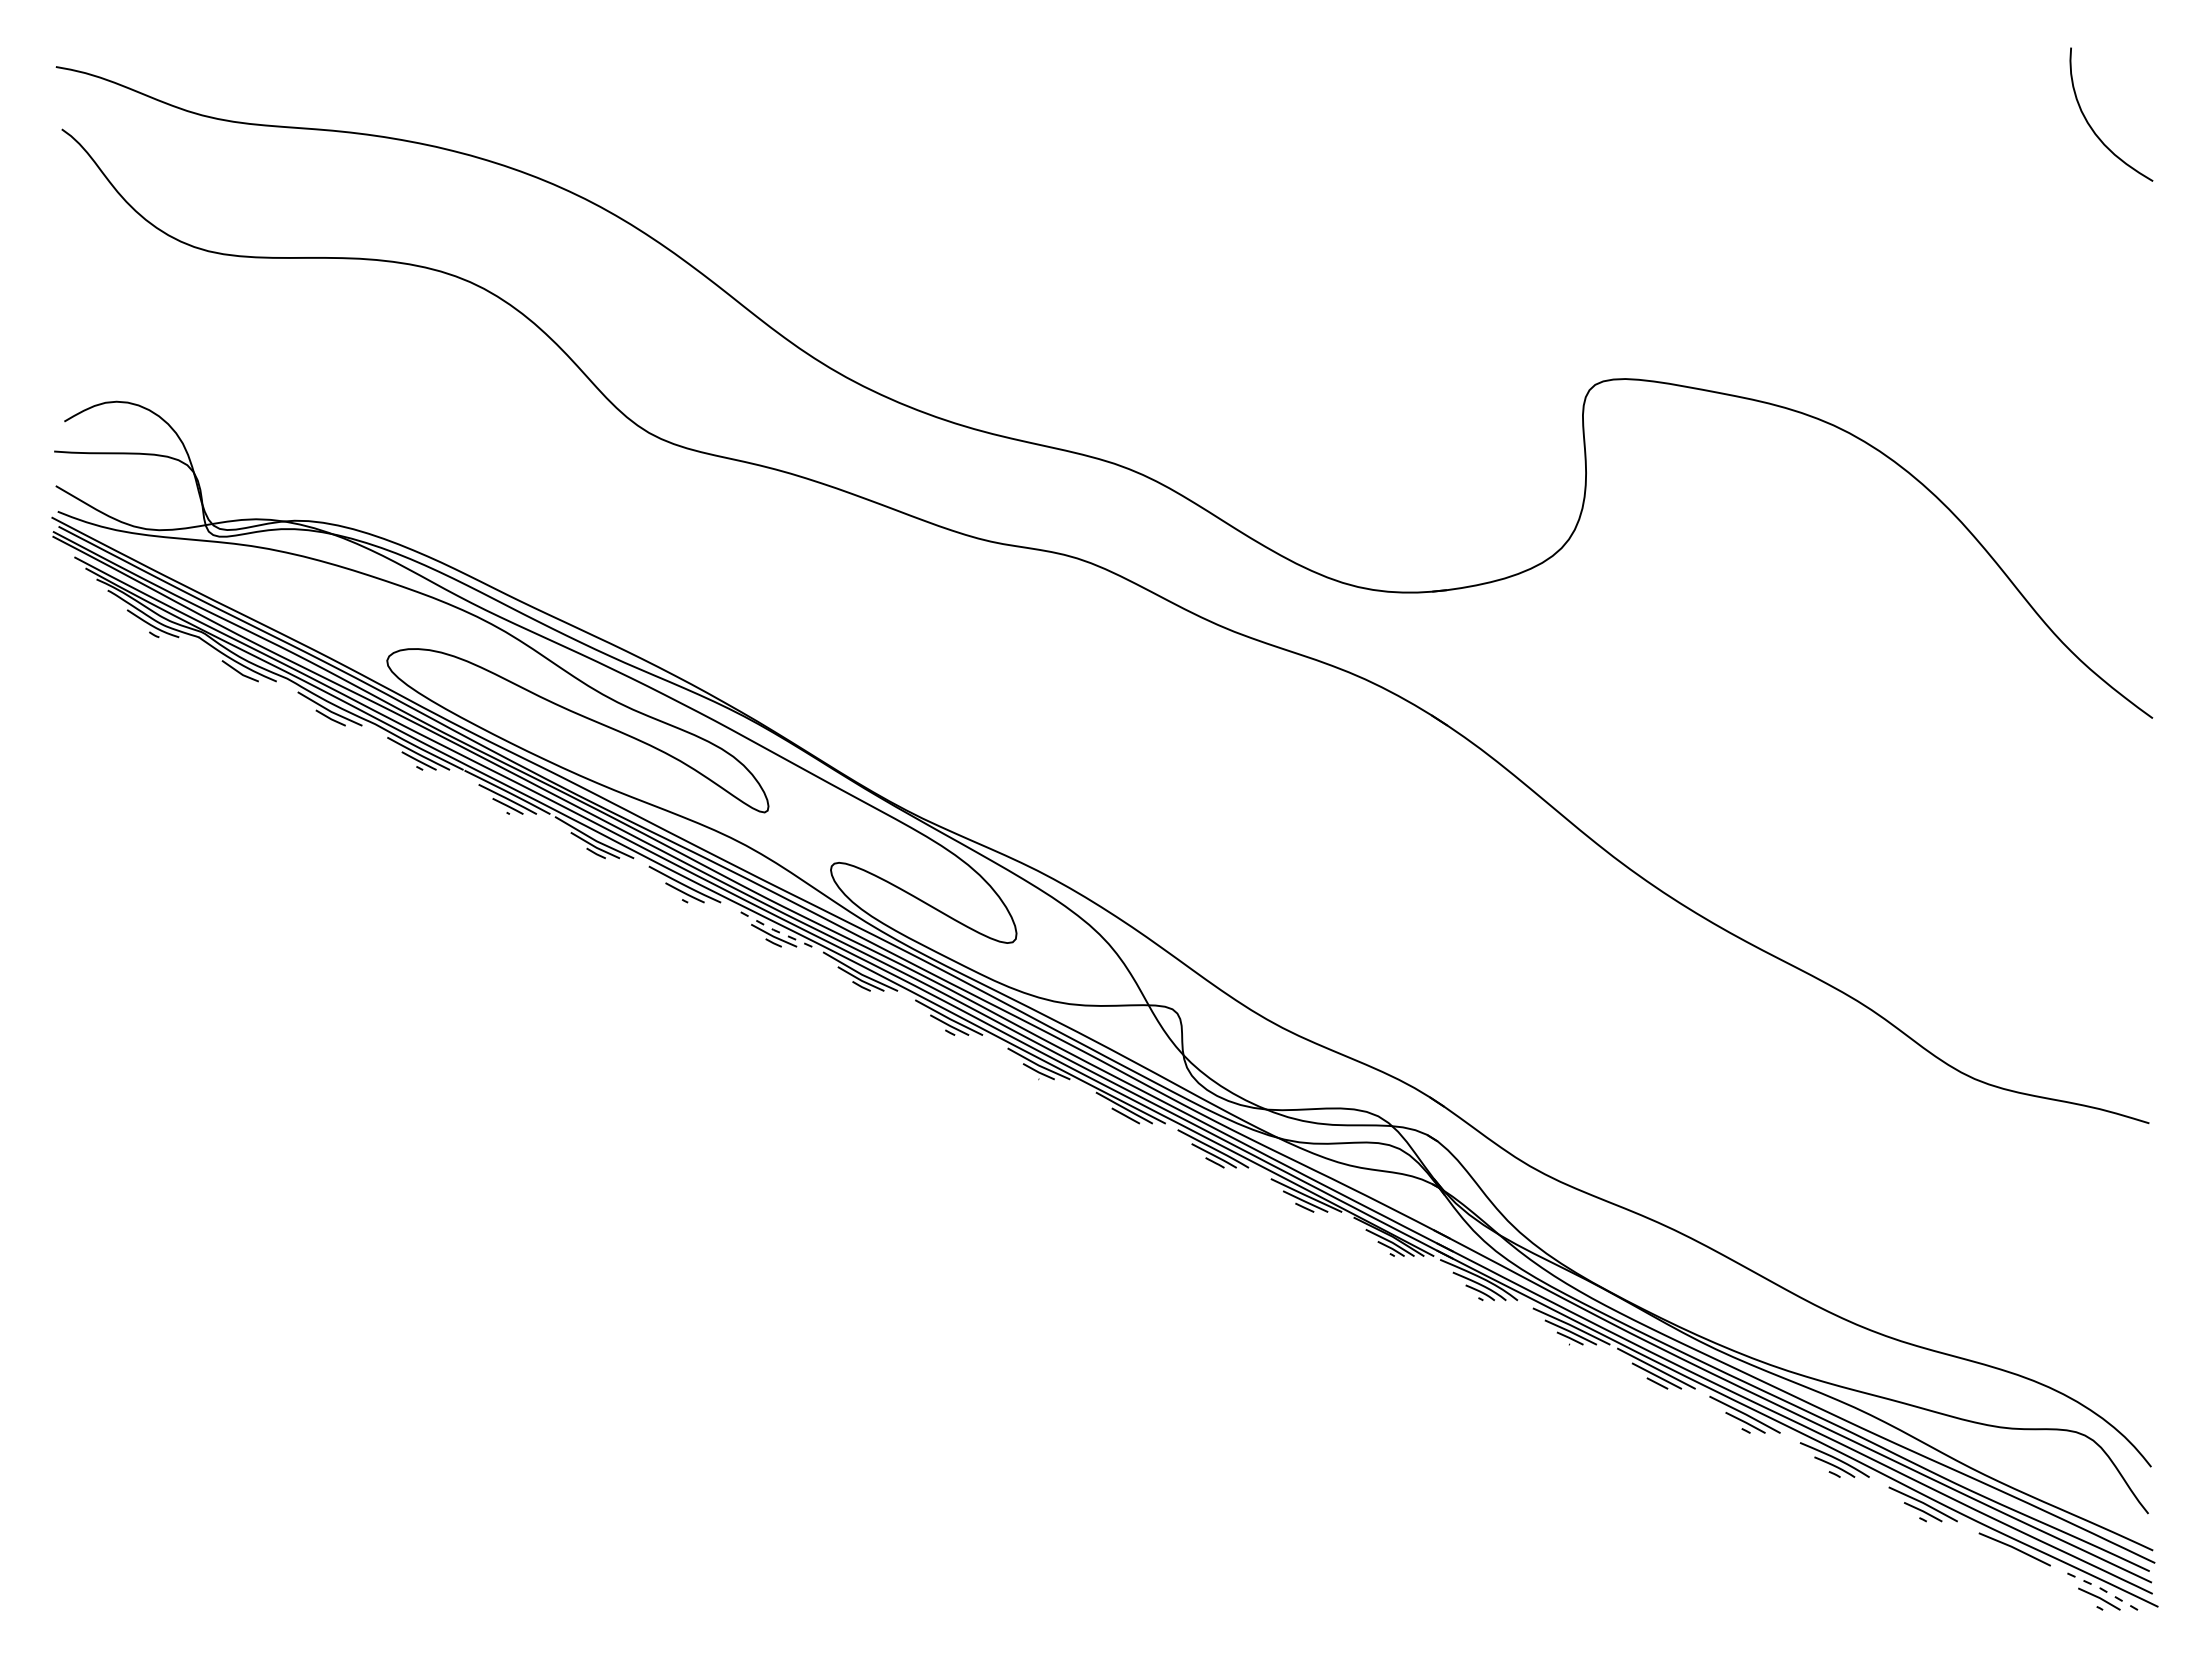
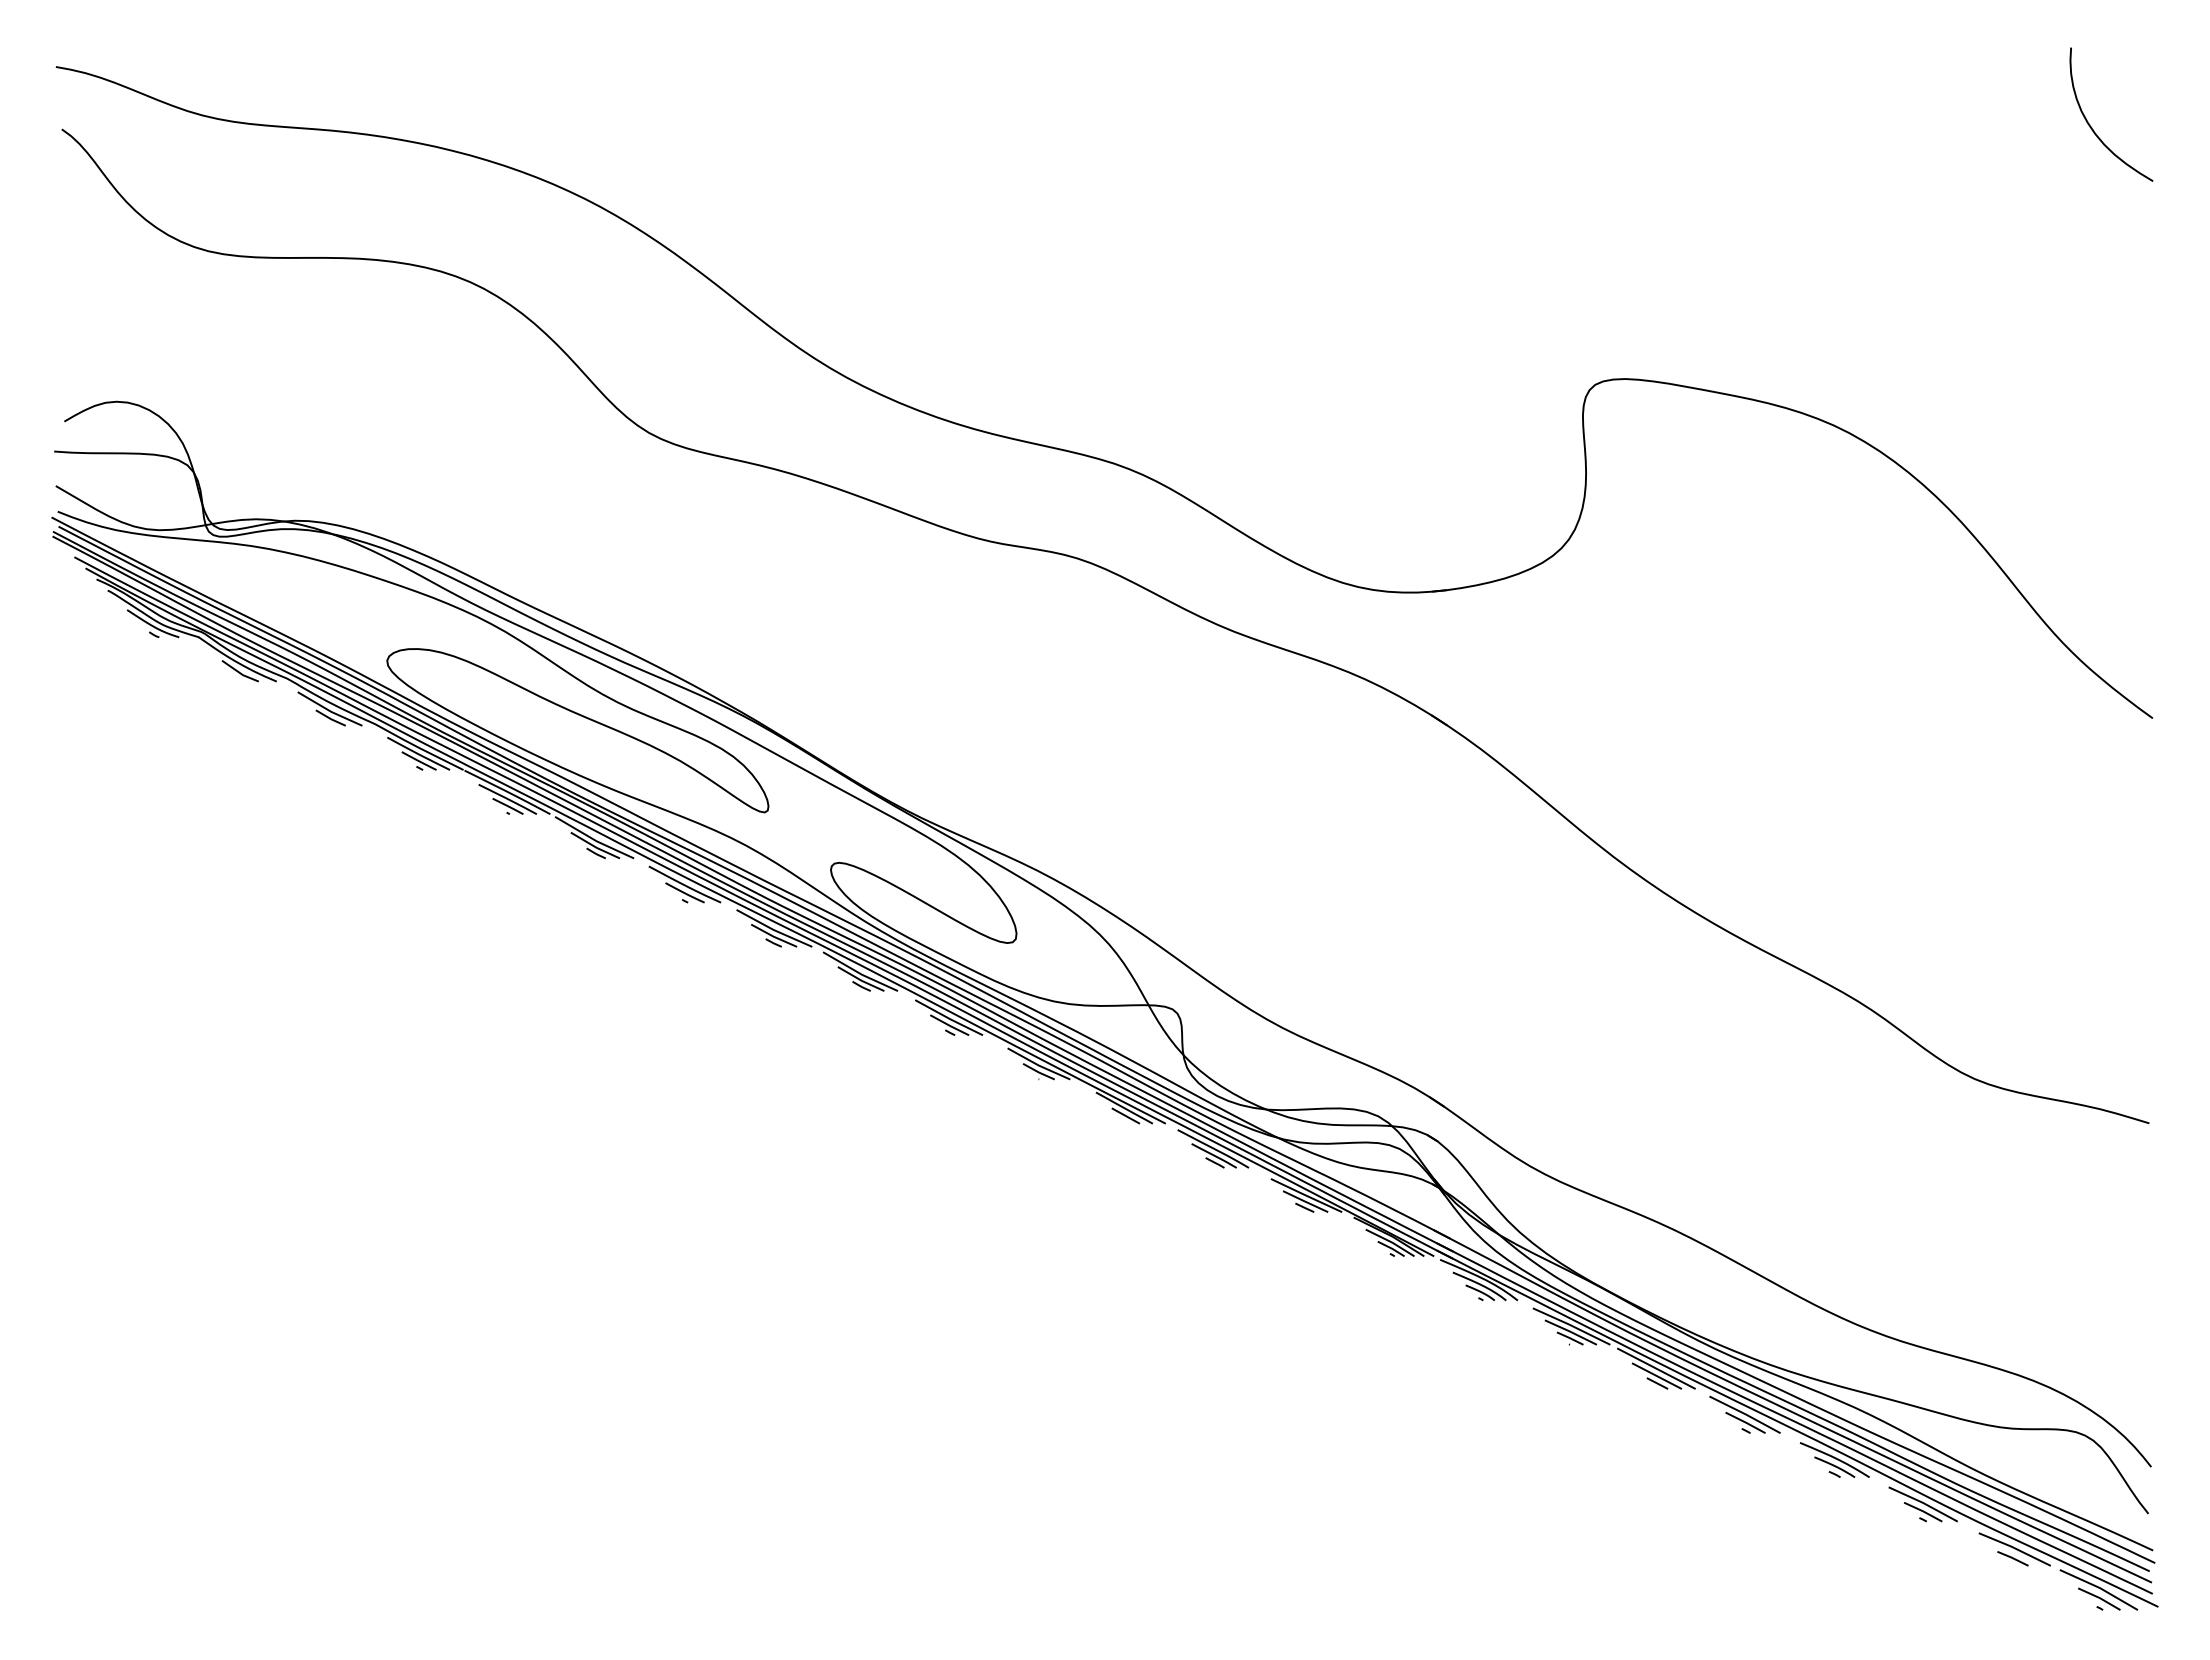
line: dashed -> solid (773, 929)
line: none -> present (2012, 1558)
line: dashed -> solid (2099, 1588)
